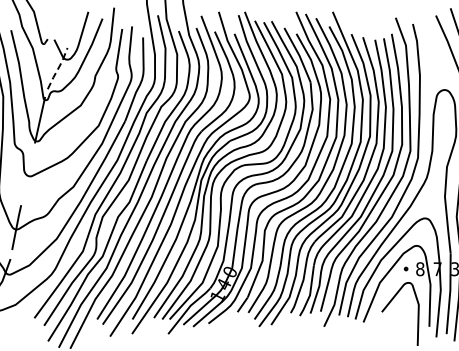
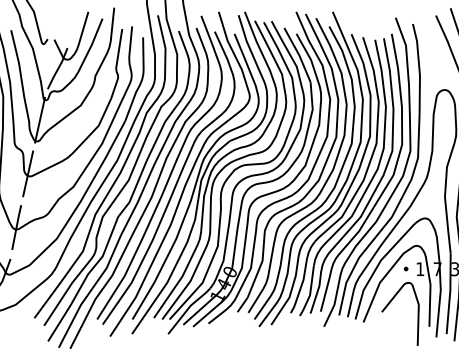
line: dashed -> solid (58, 68)
line: none -> present (28, 173)
text: 8 -> 1 (420, 269)
